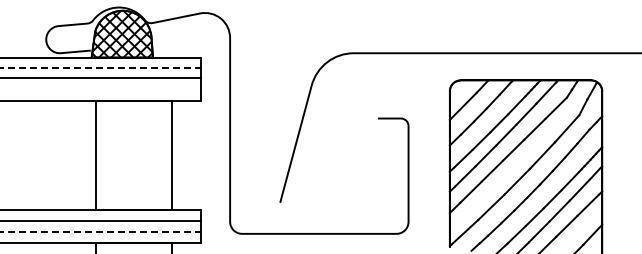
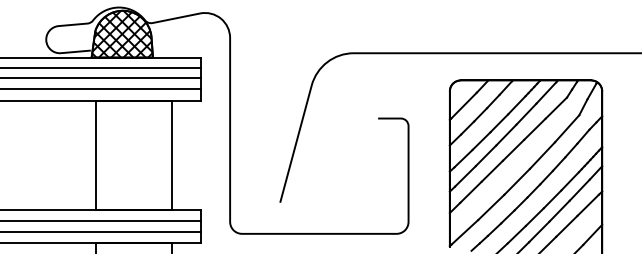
line: dashed -> solid (100, 68)
line: none -> present (101, 88)
line: dashed -> solid (100, 231)
